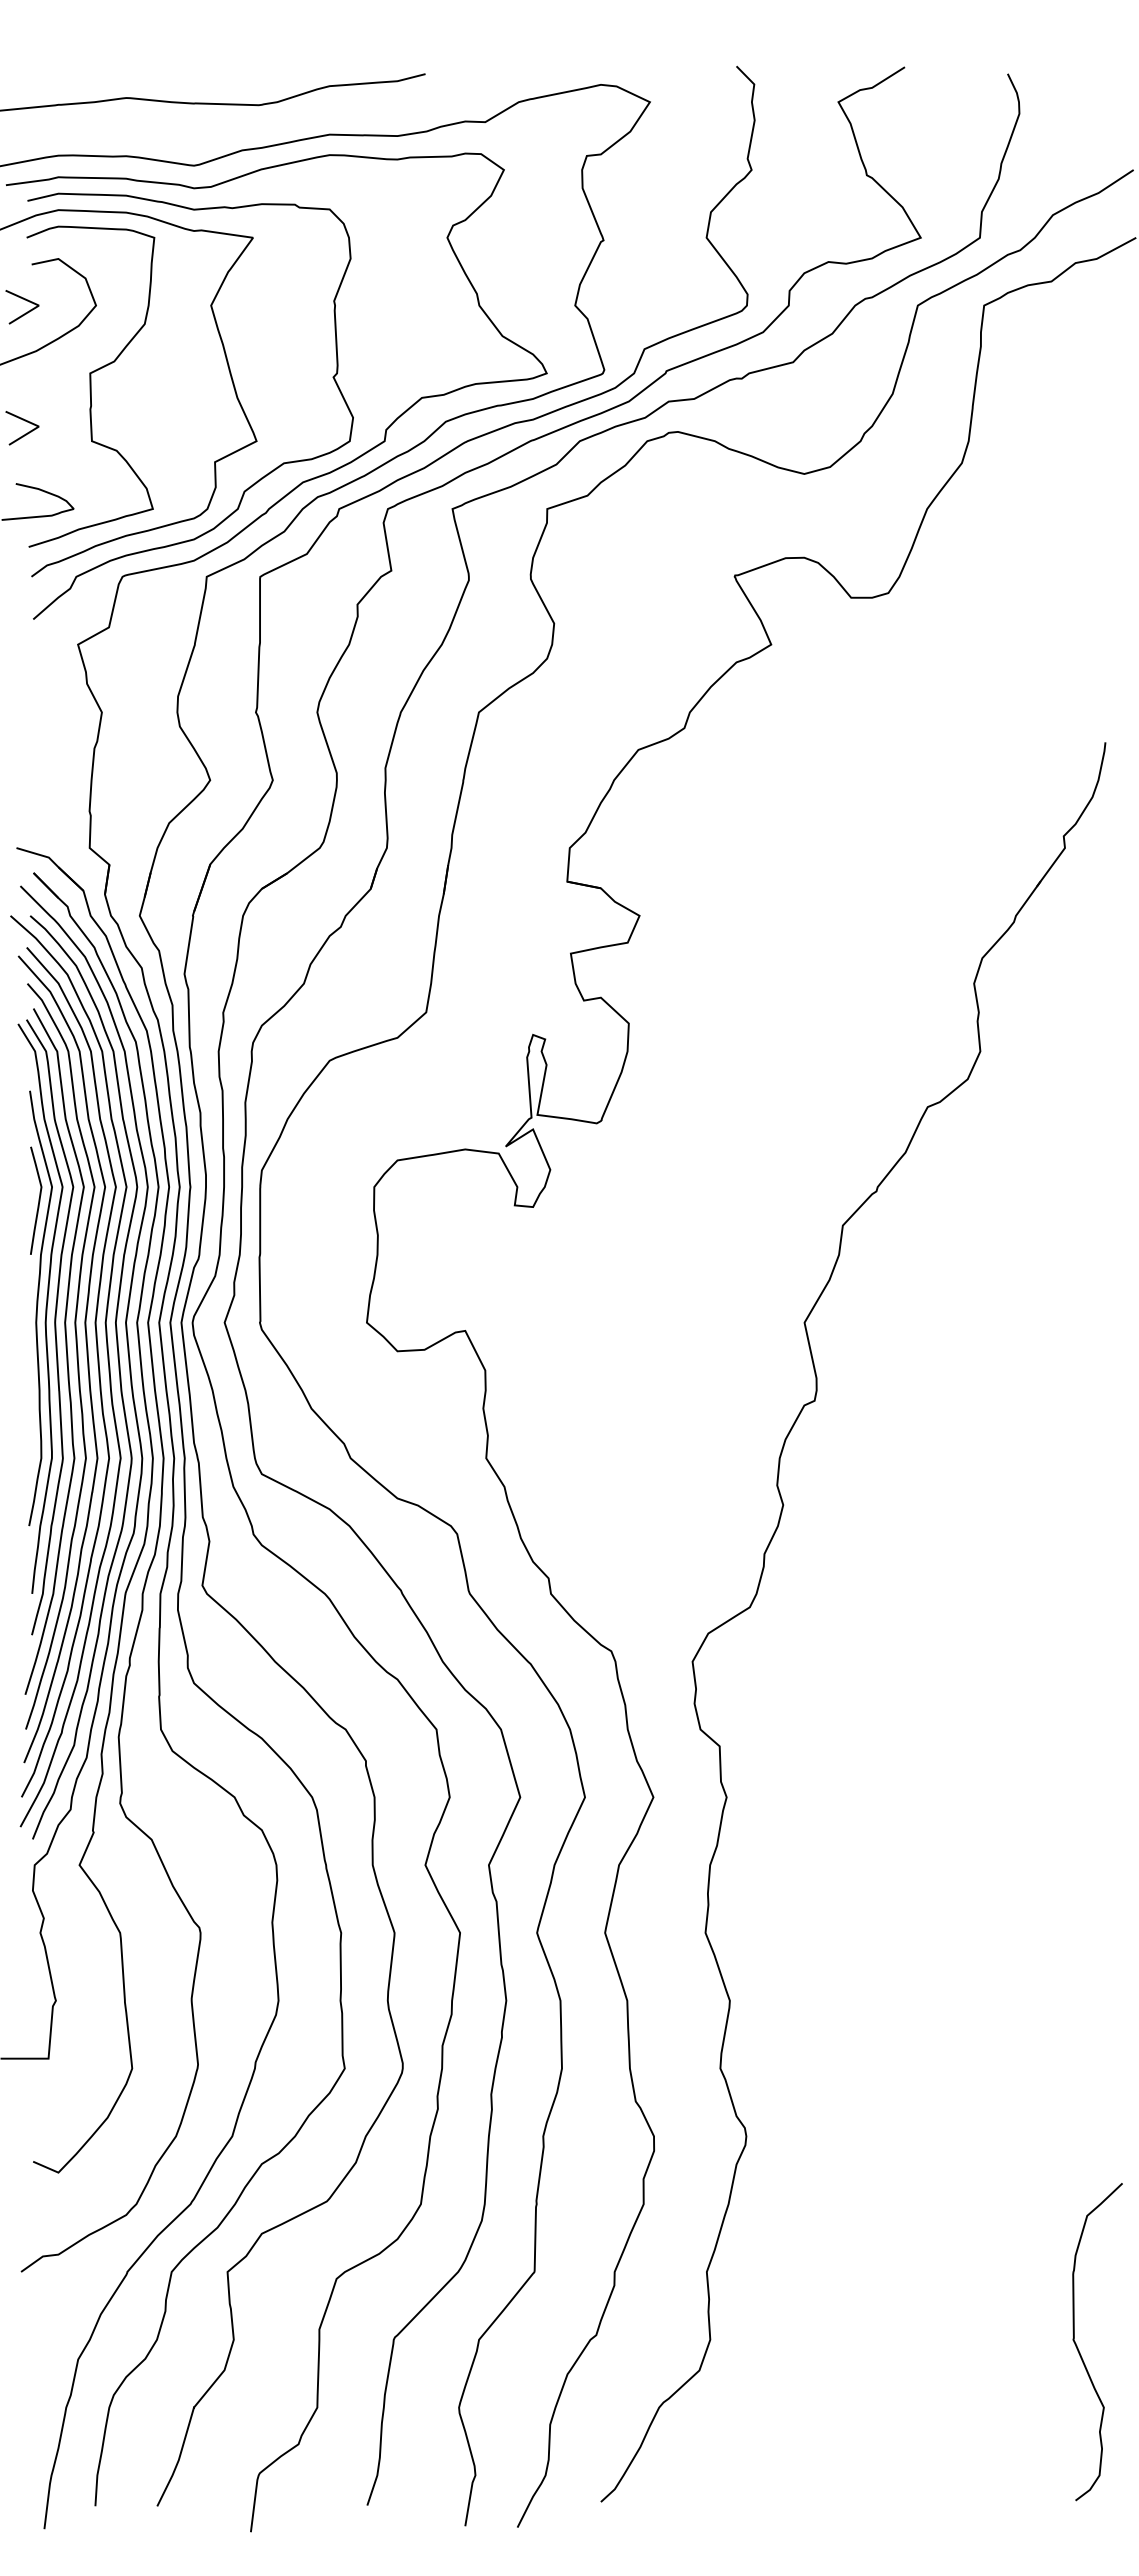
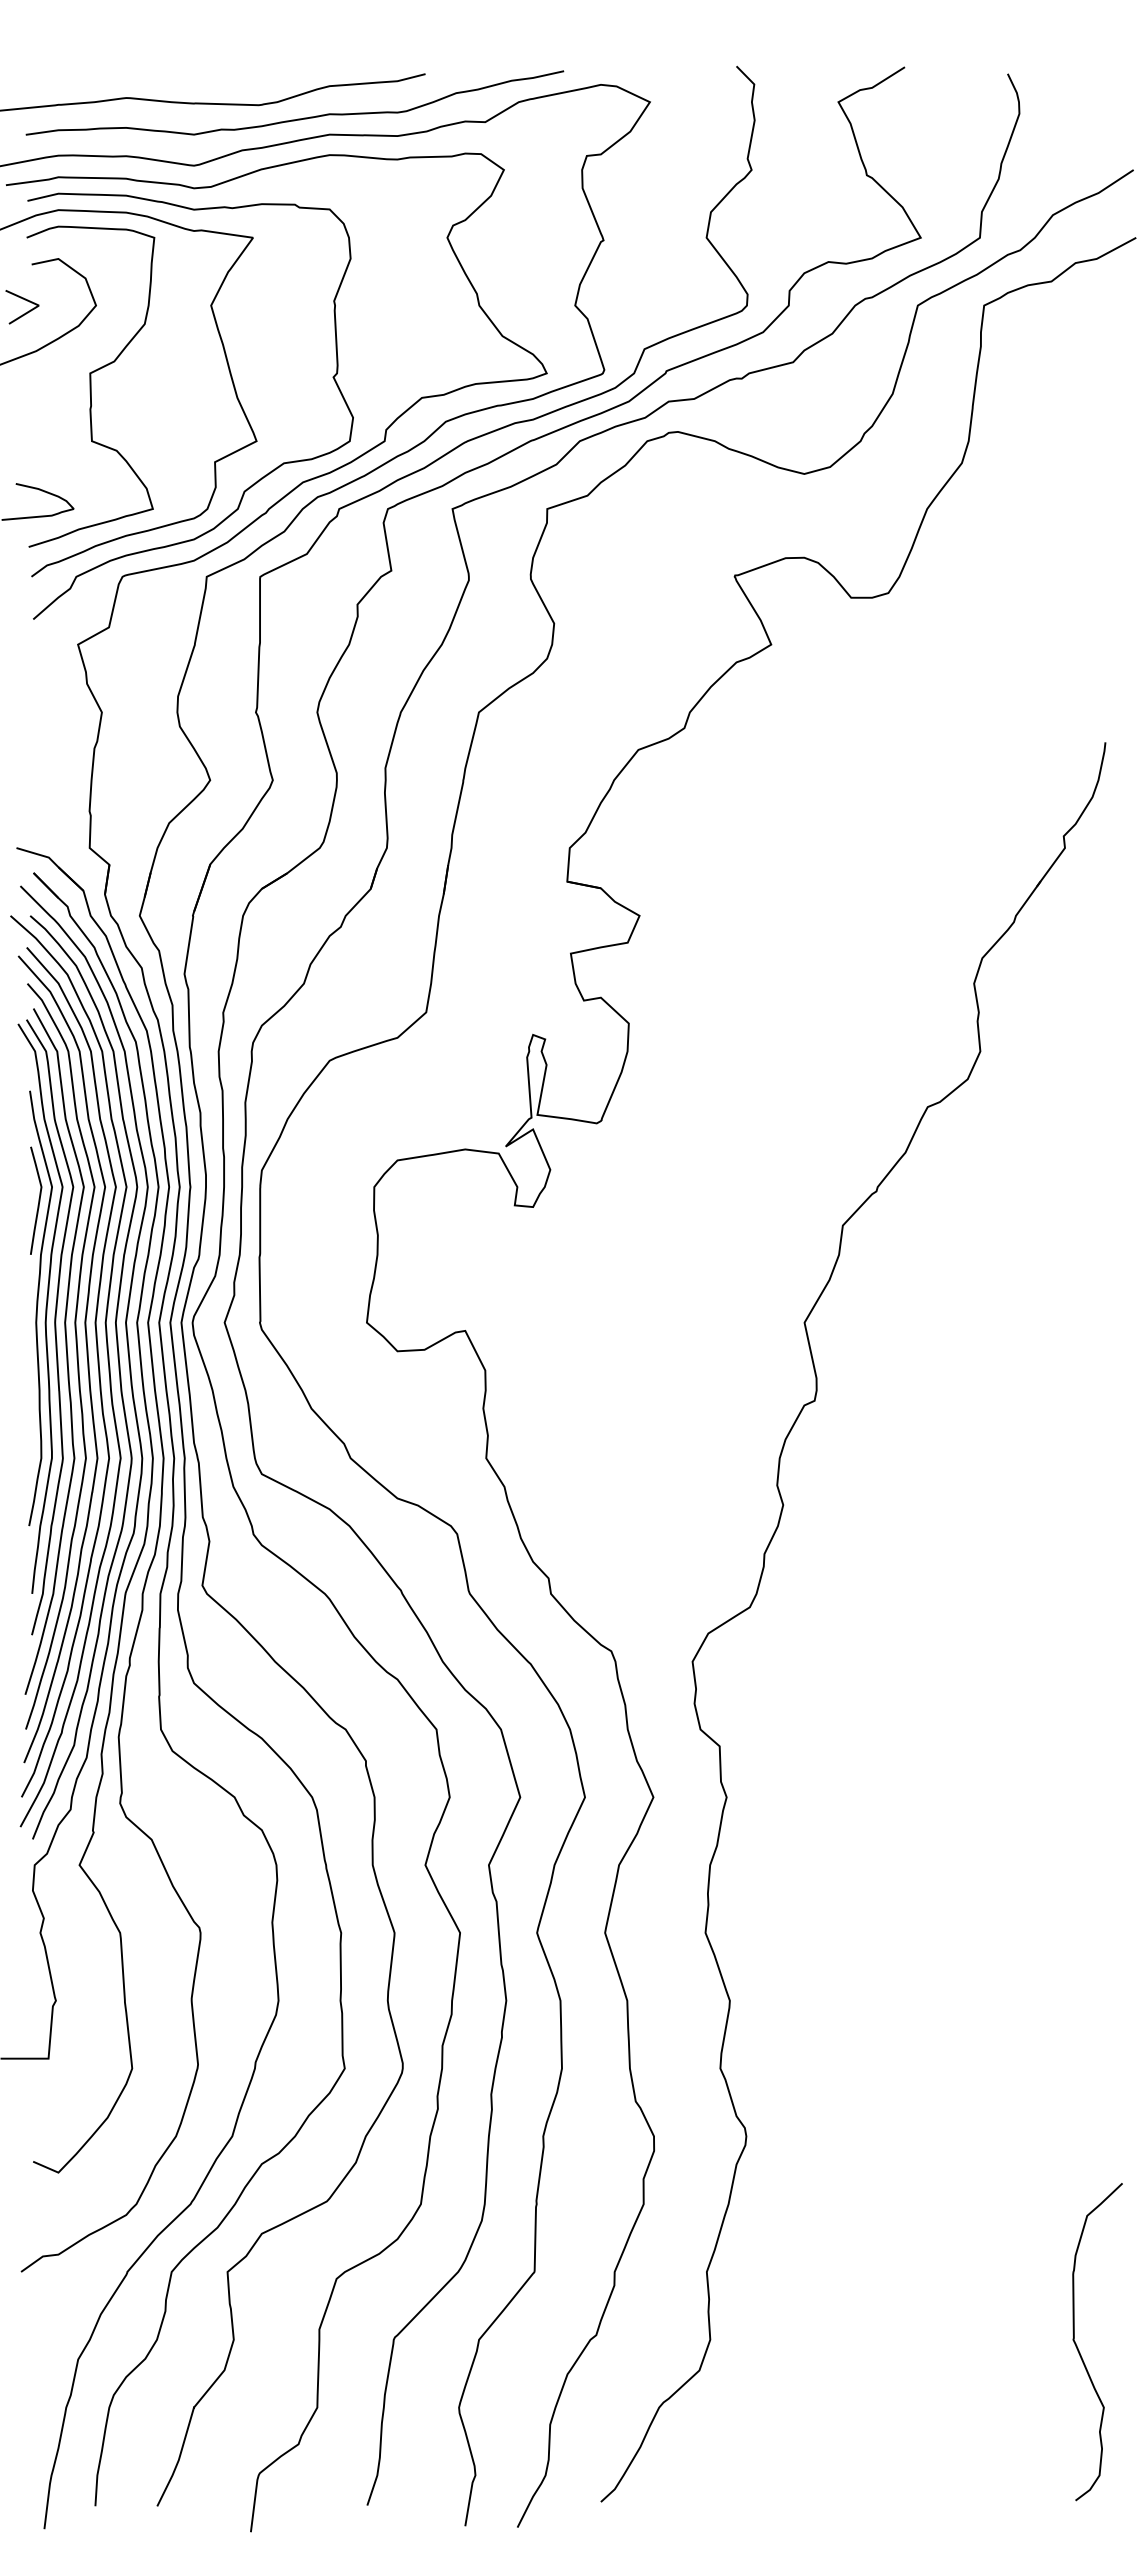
curve: none -> present (297, 118)
line: present -> none (25, 433)
